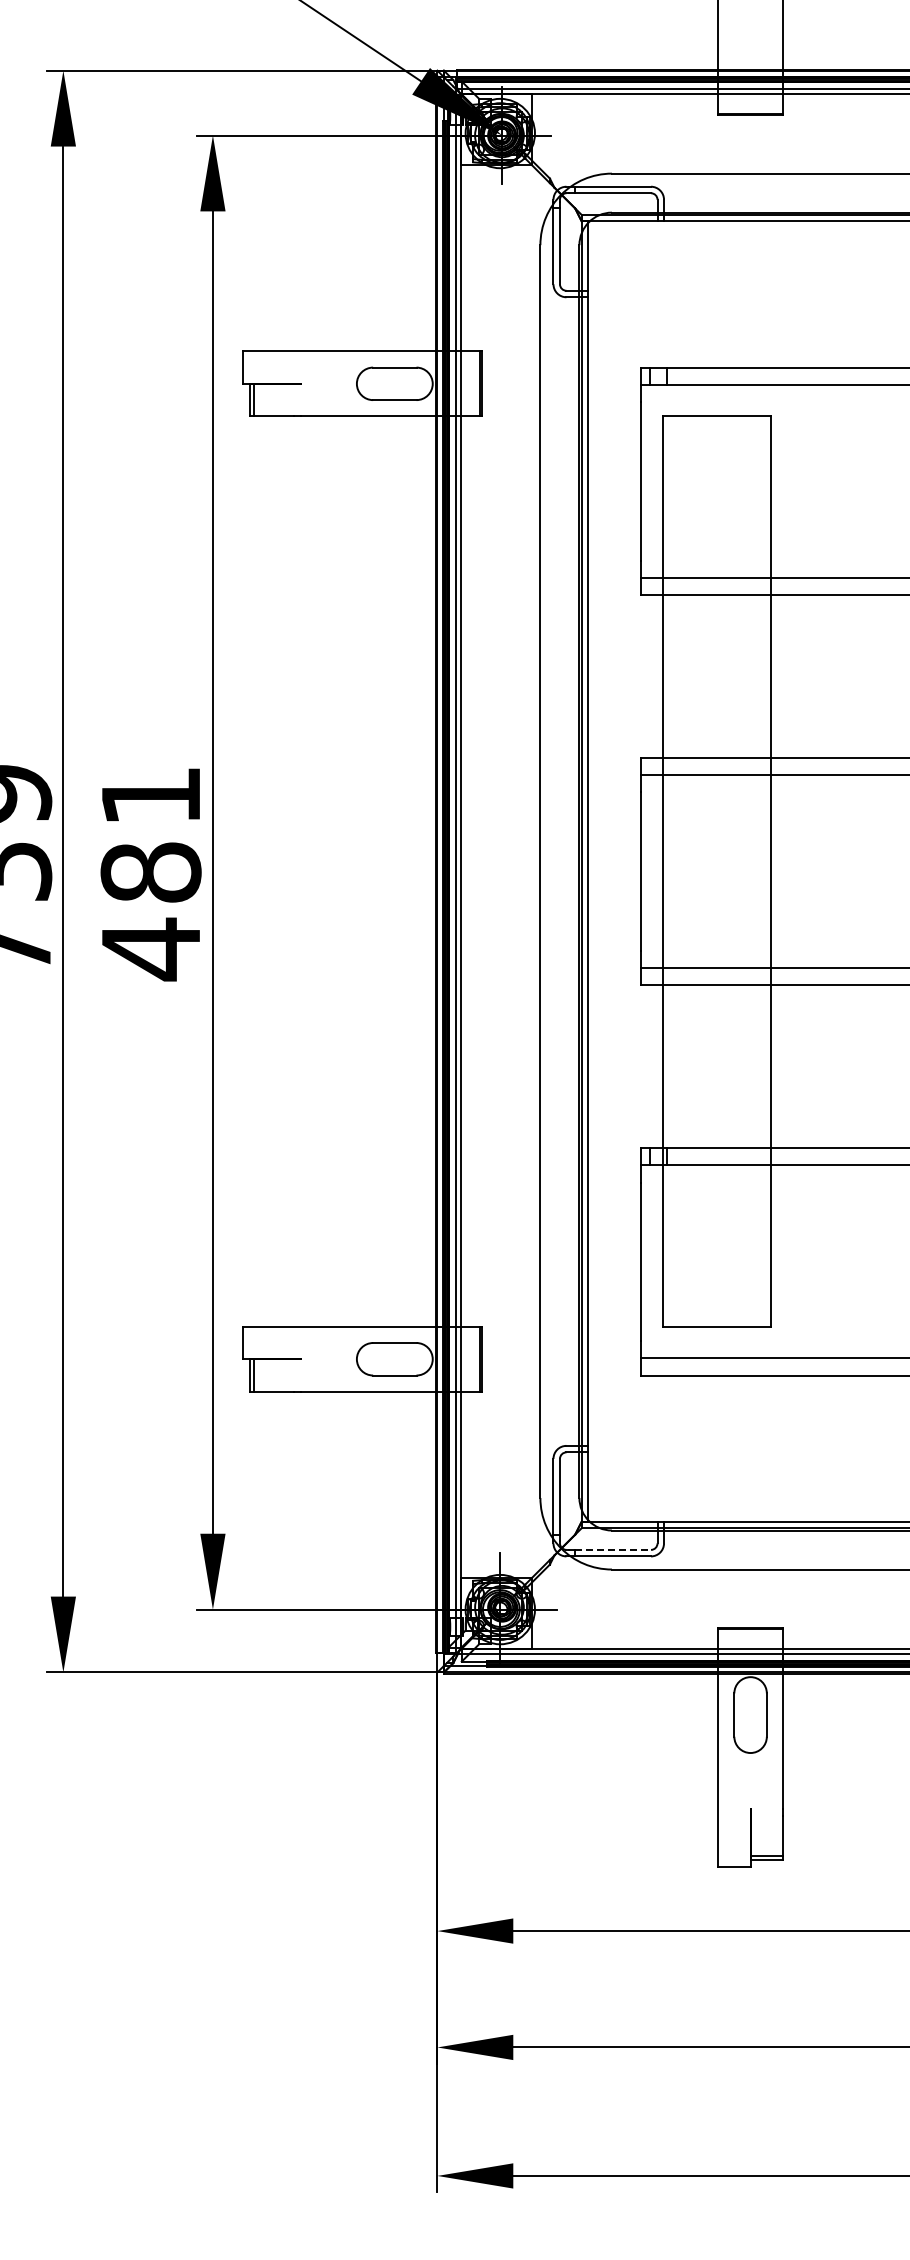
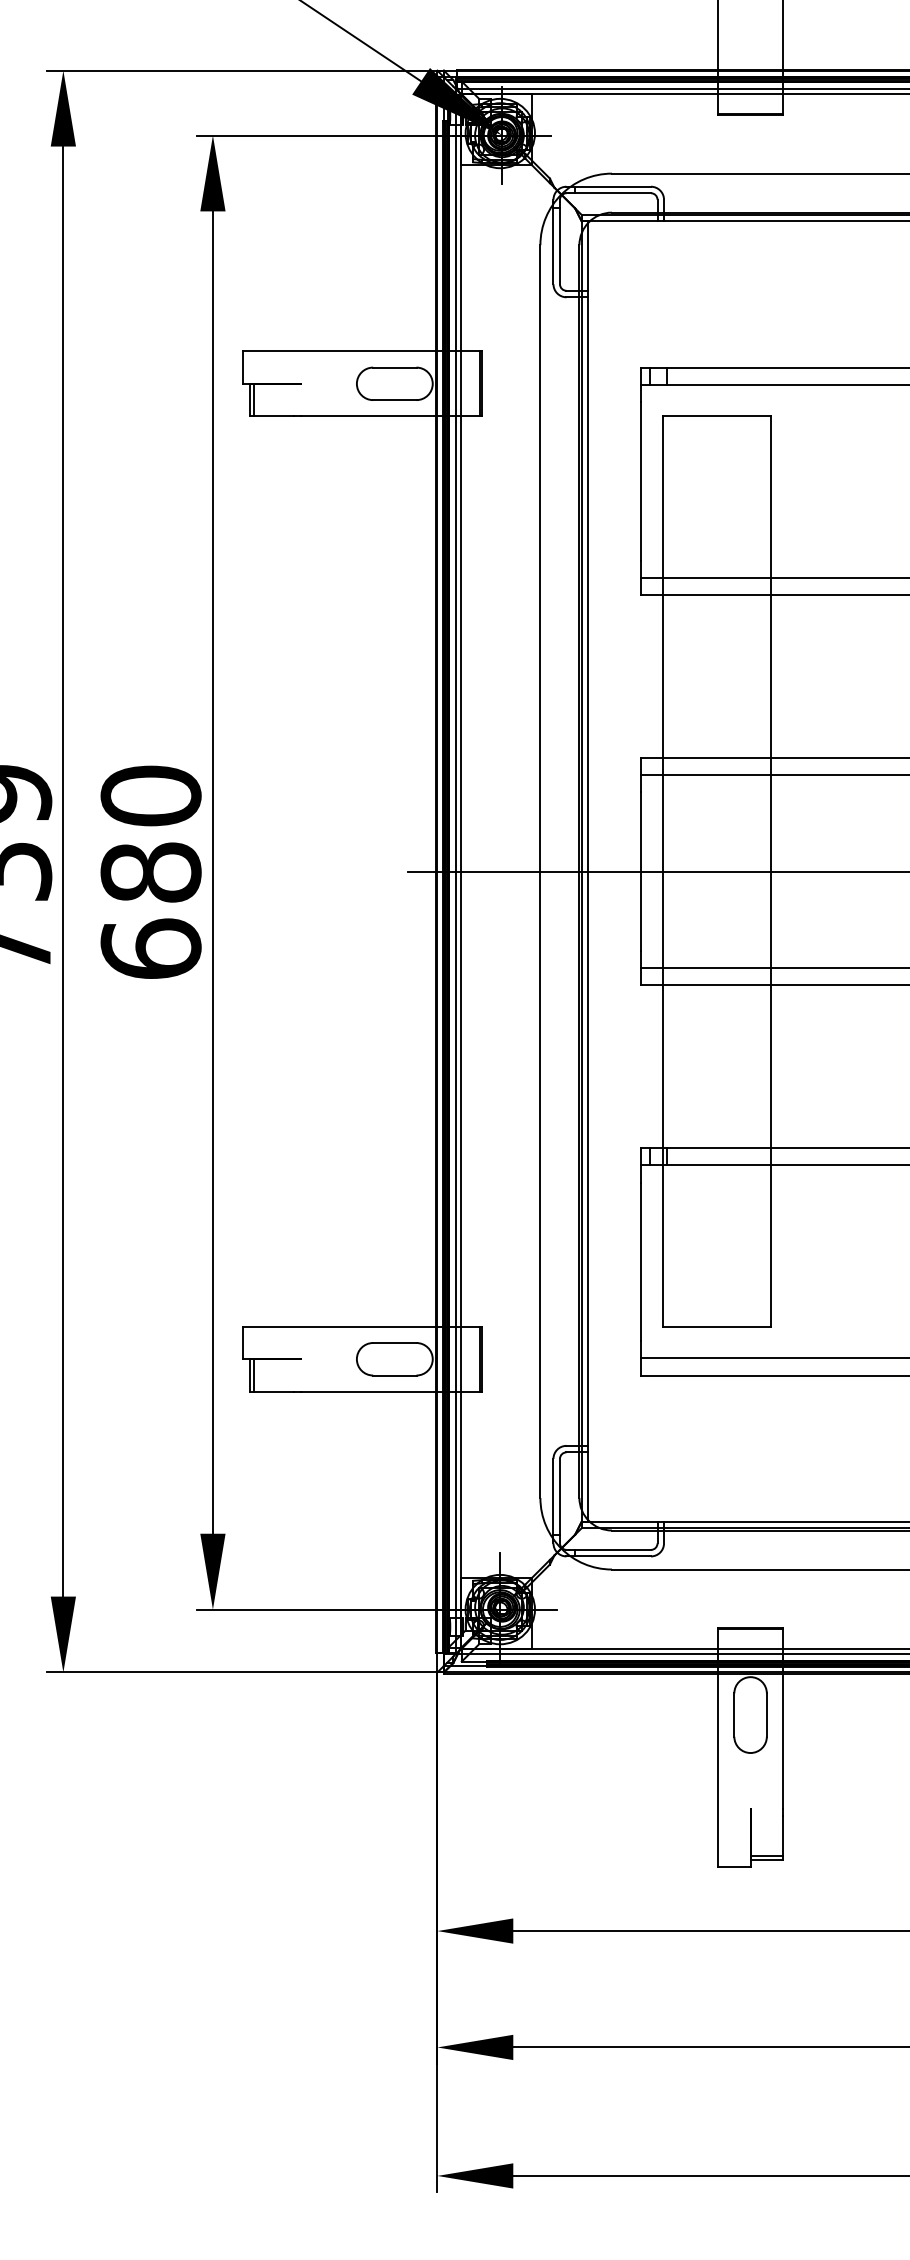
line: none -> present (656, 871)
text: 481 -> 680 (150, 873)
line: dashed -> solid (613, 1549)
